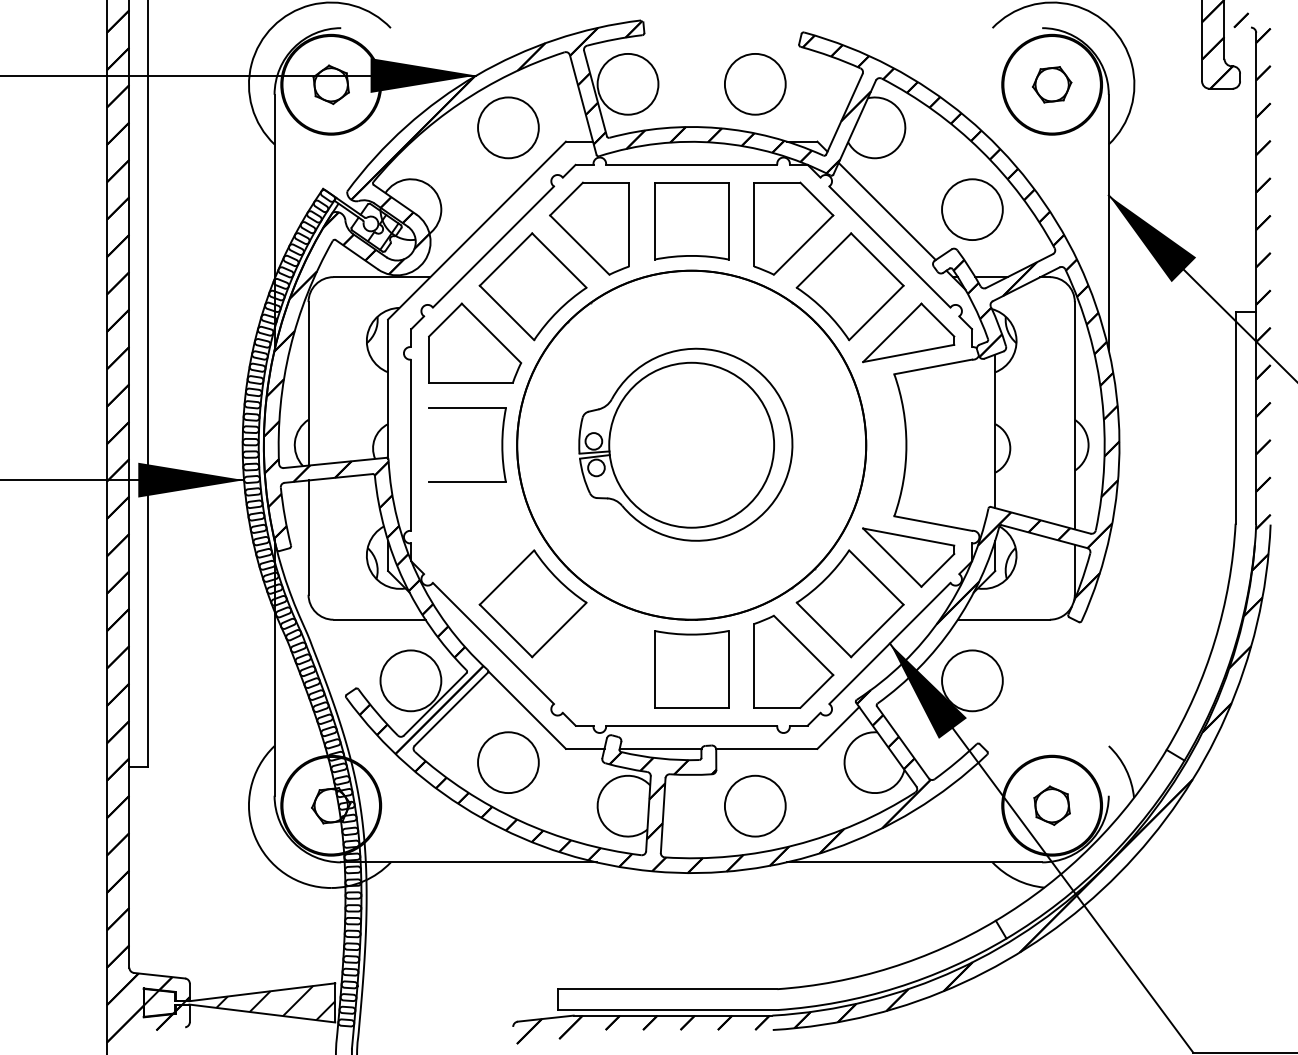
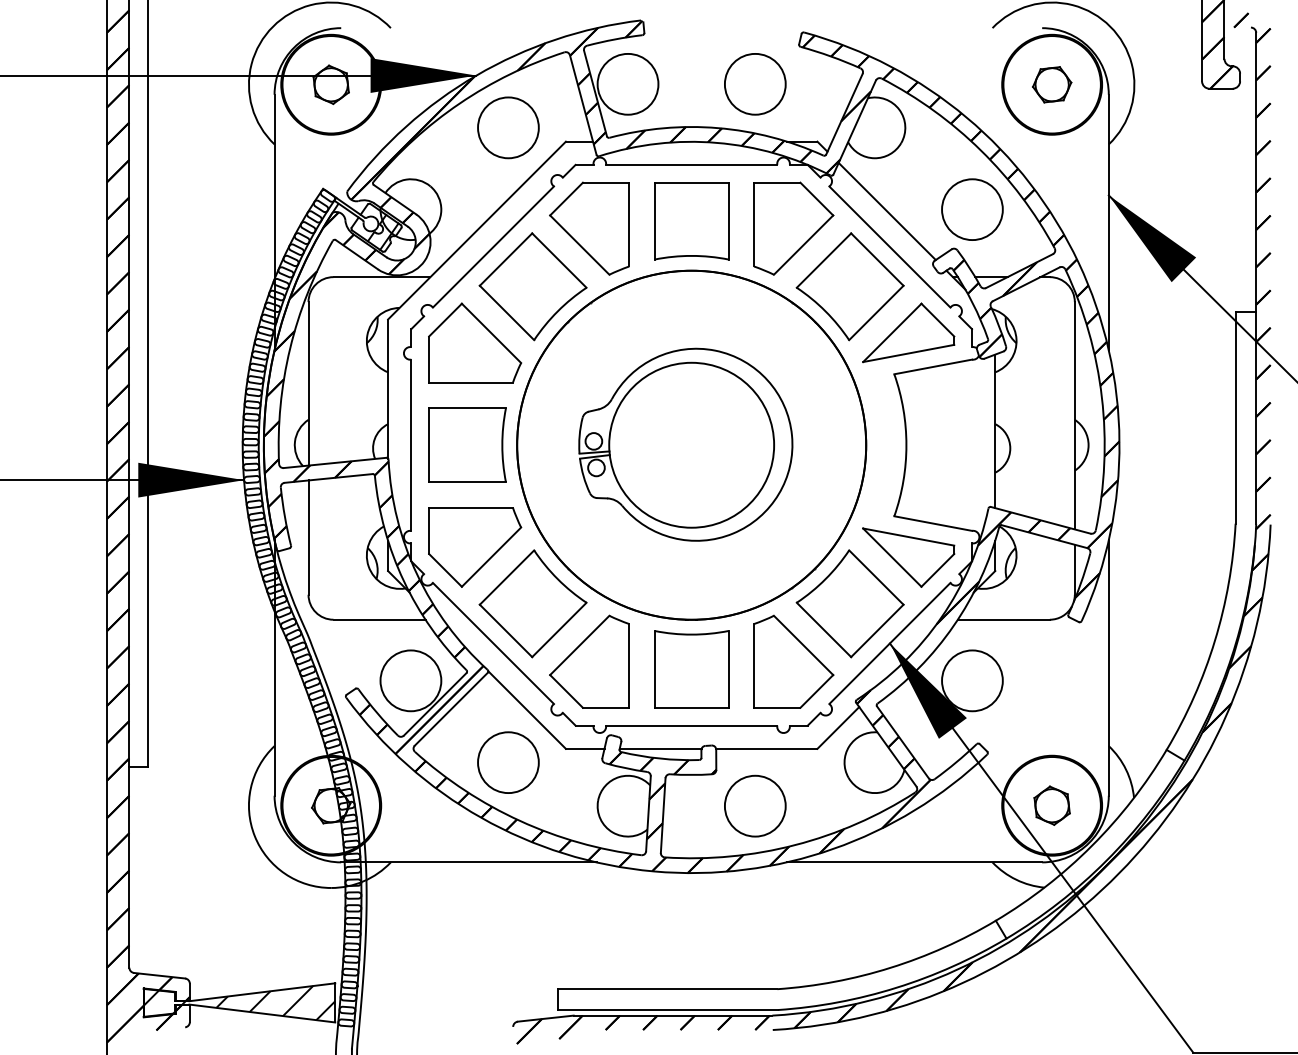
line: none -> present (429, 445)
part: none -> present (475, 547)
part: none -> present (589, 661)
line: none -> present (1108, 667)
